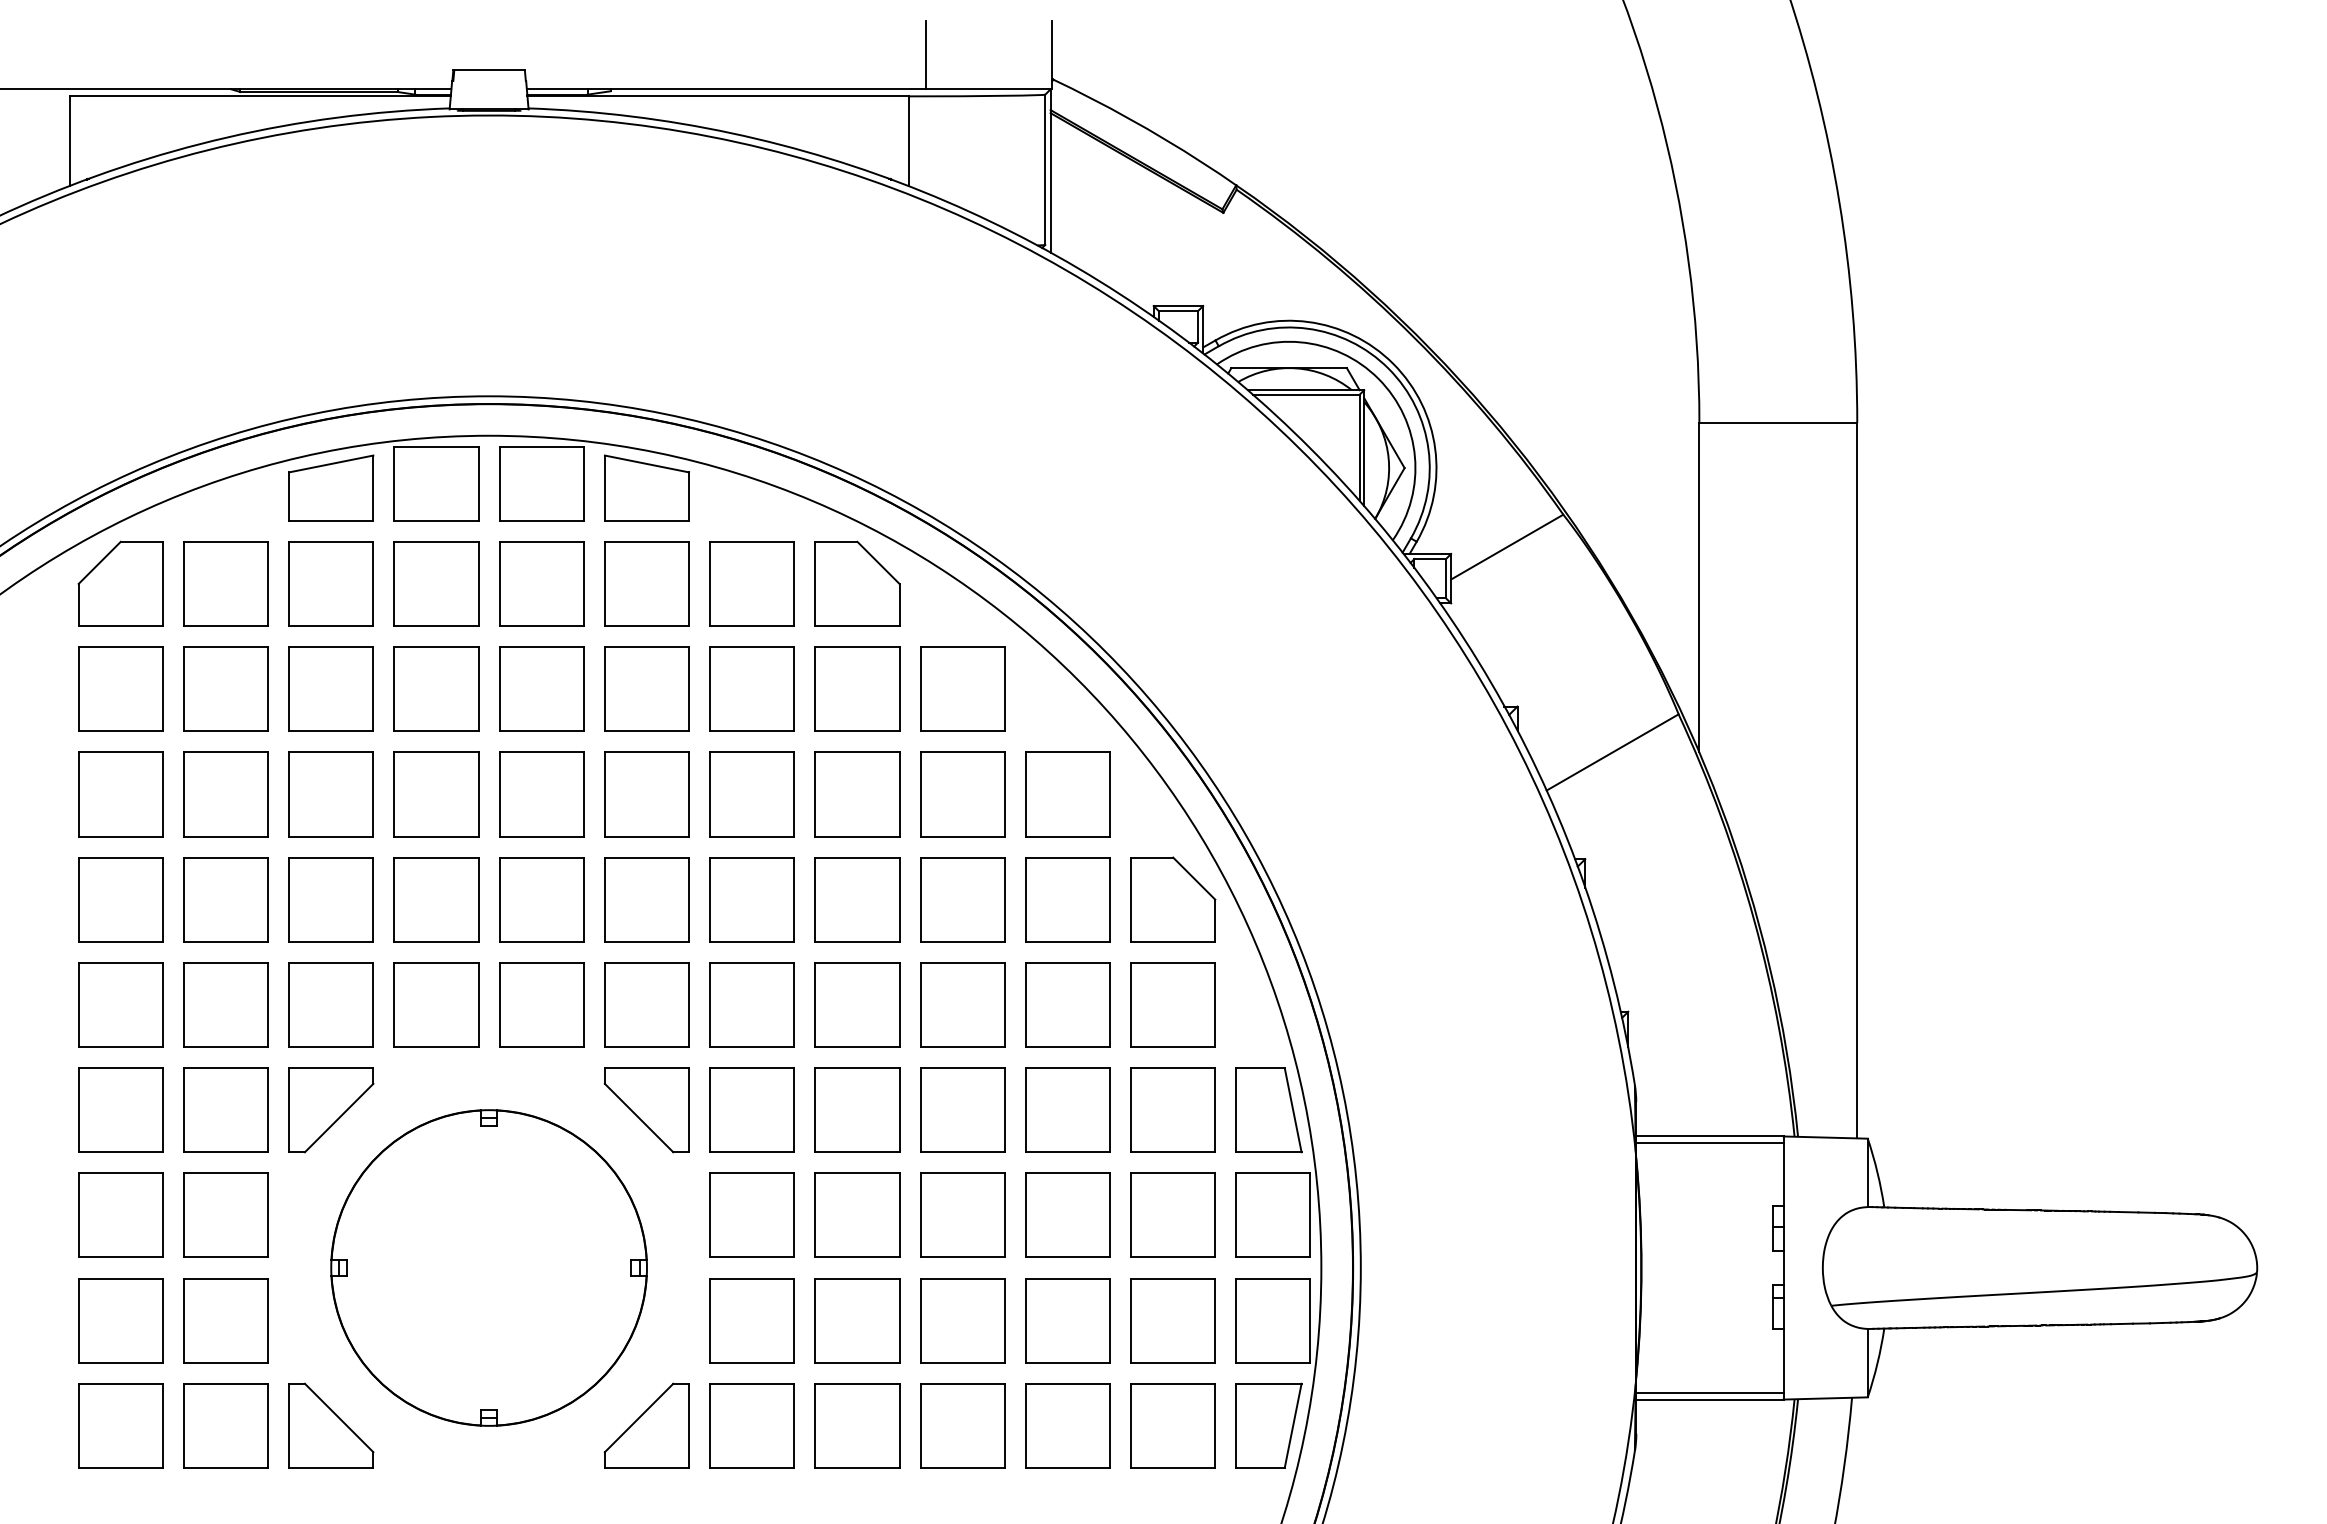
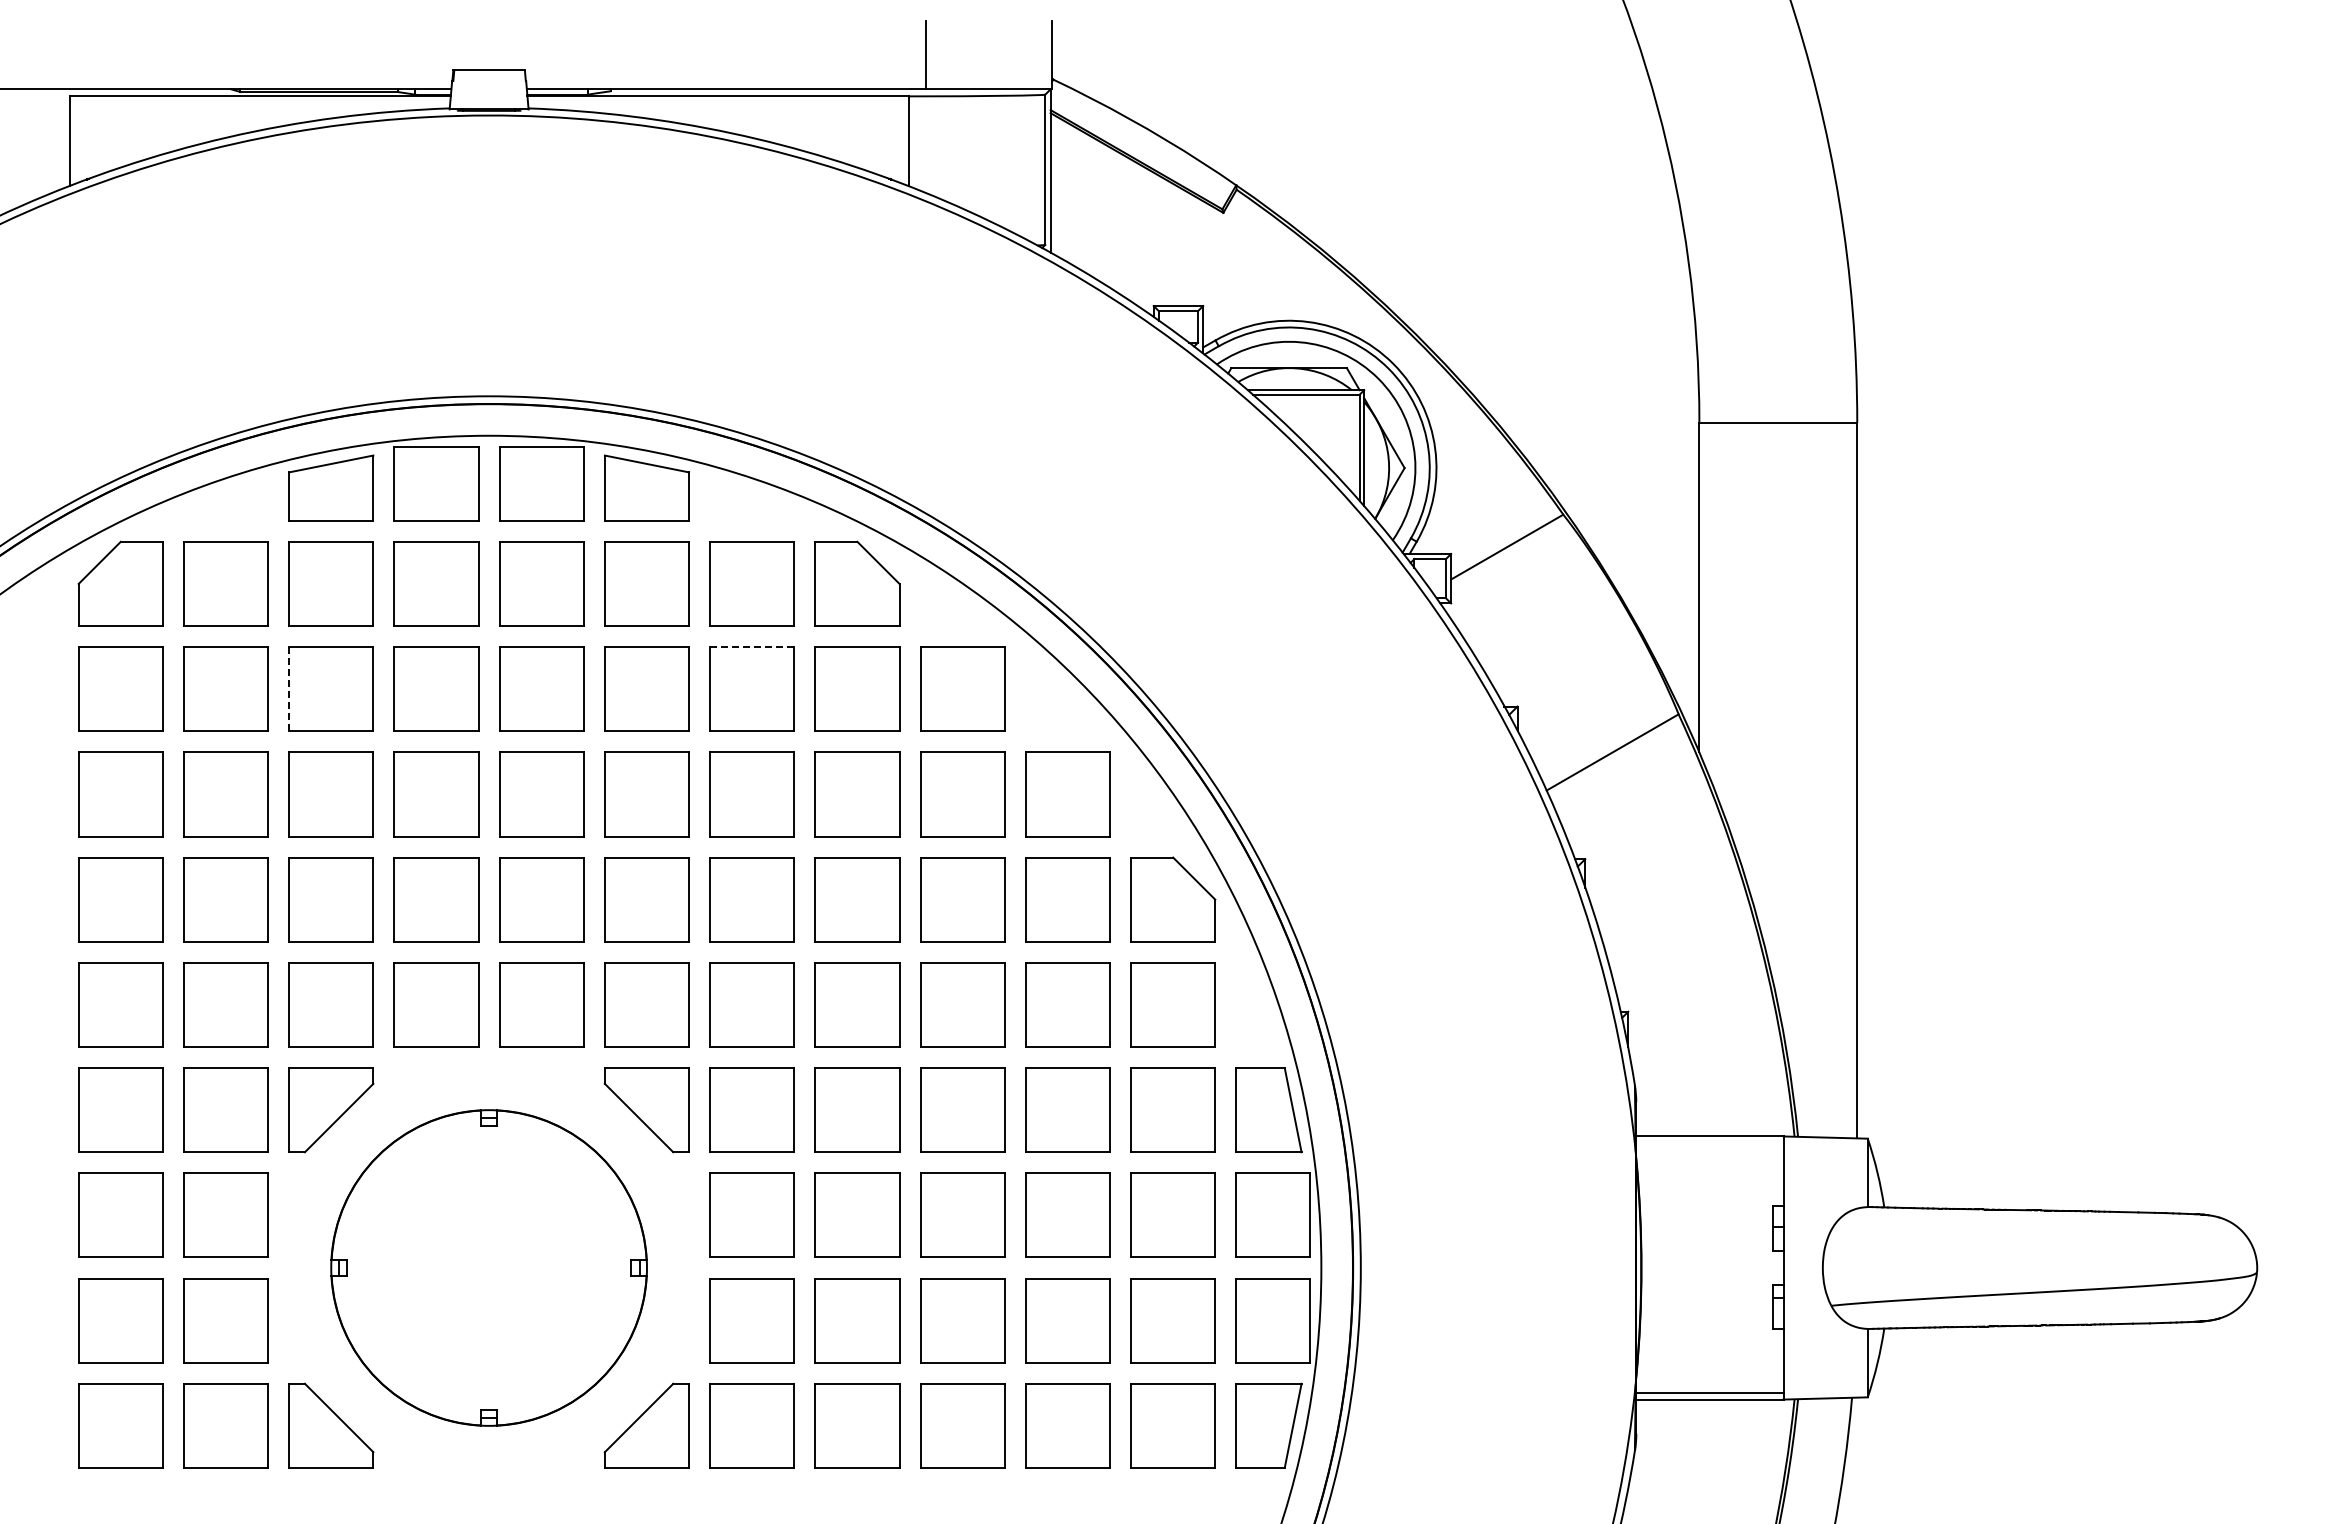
line: solid -> dashed (752, 647)
line: solid -> dashed (289, 688)
line: present -> none (1709, 1142)
